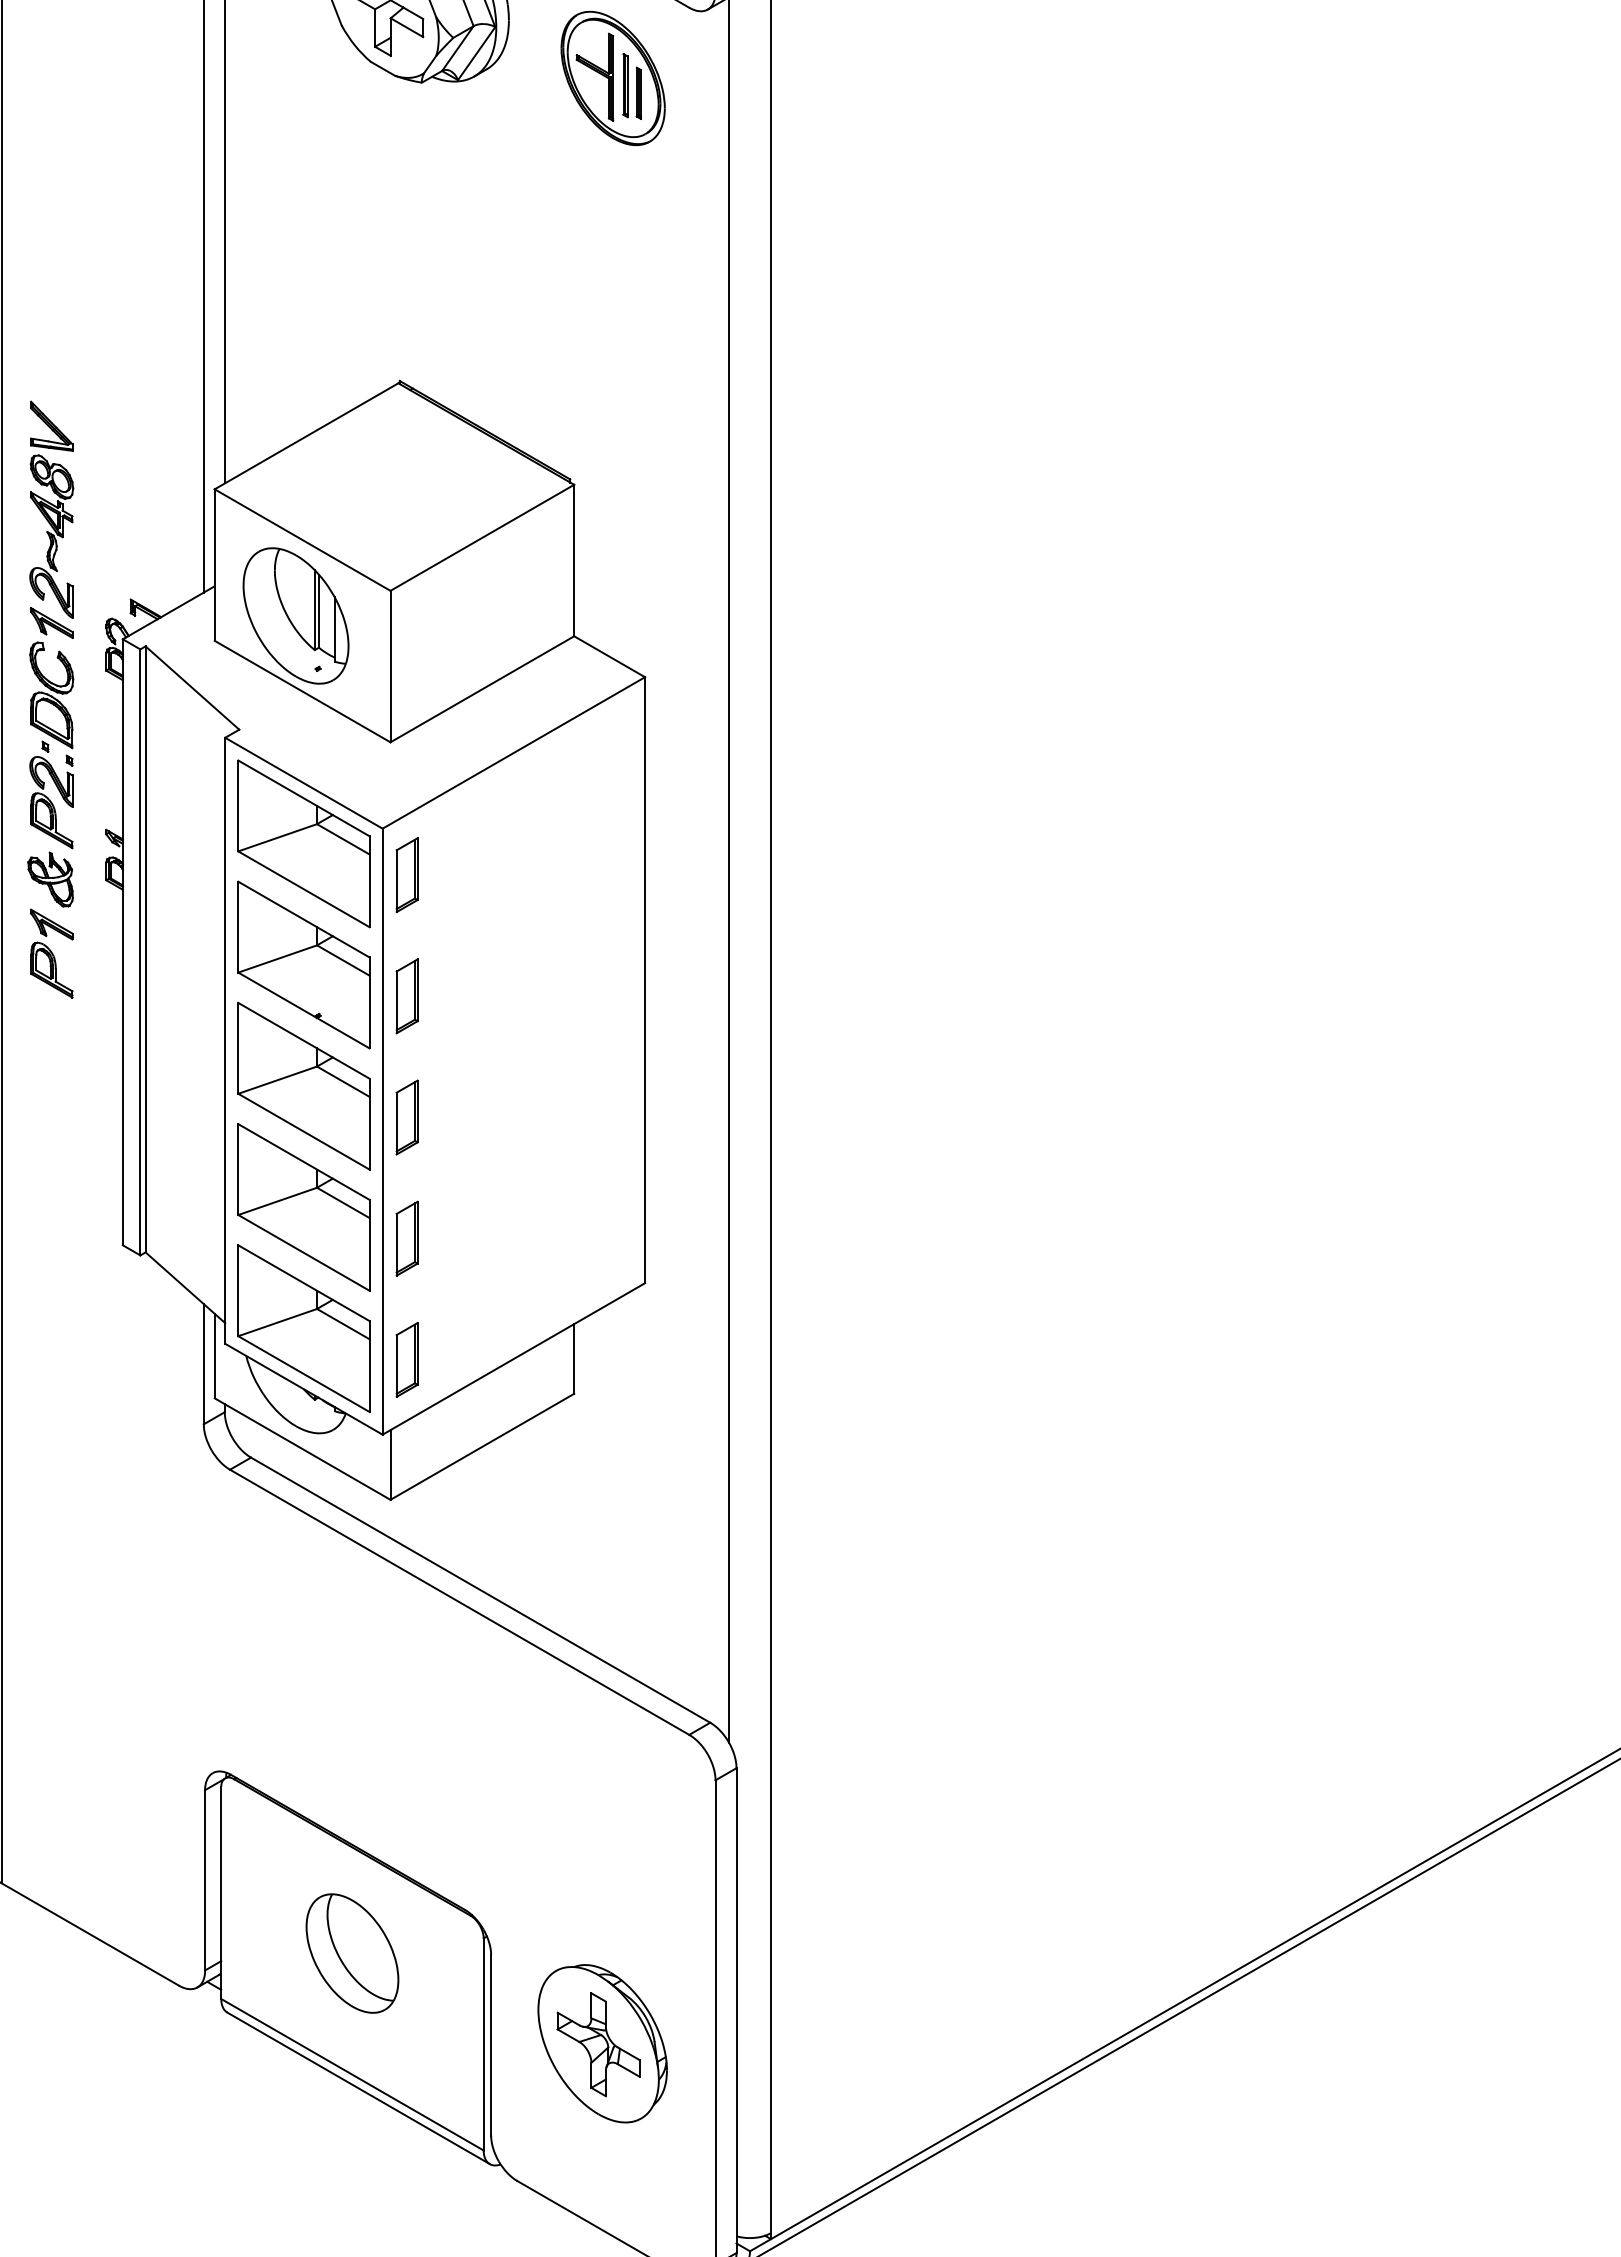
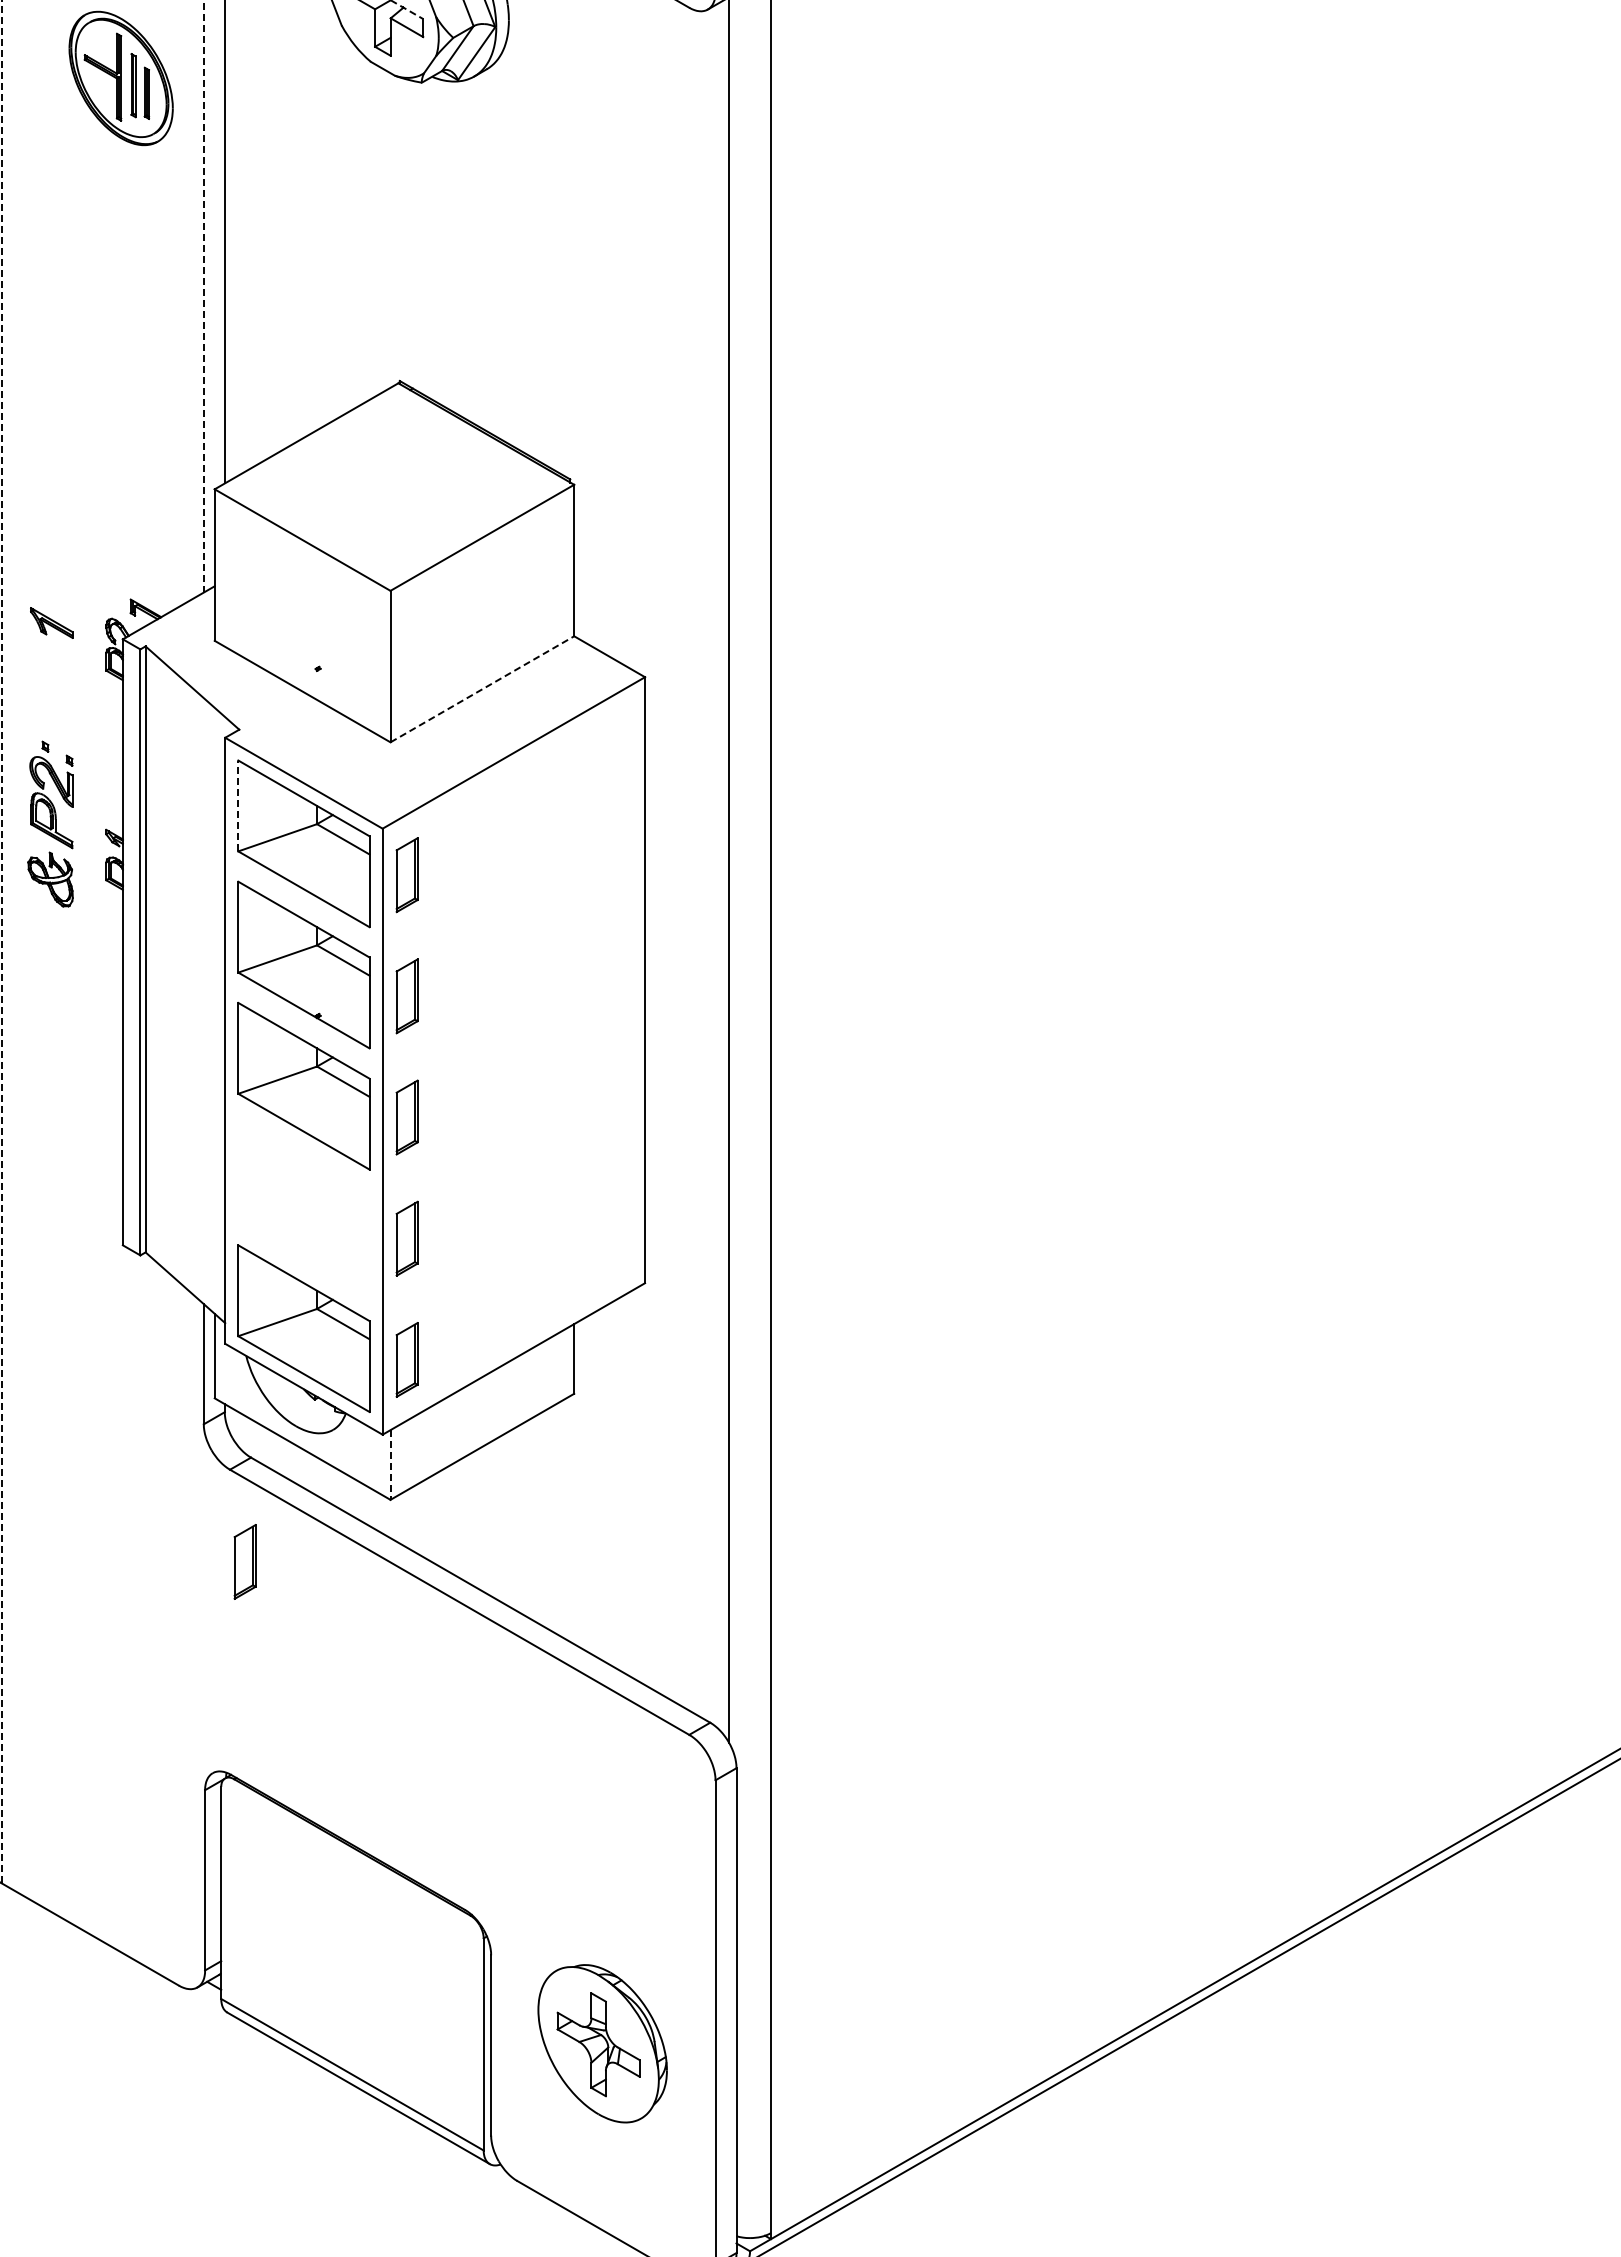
line: solid -> dashed (407, 9)
part position: (612, 78) -> (120, 78) (120, 78)
line: solid -> dashed (203, 296)
part: present -> none (51, 509)
part: present -> none (295, 615)
line: solid -> dashed (482, 689)
part: present -> none (51, 695)
line: solid -> dashed (238, 805)
line: solid -> dashed (1, 941)
part: present -> none (51, 953)
part: present -> none (303, 1207)
line: solid -> dashed (390, 1465)
part: none -> present (244, 1561)
part: present -> none (352, 1953)
